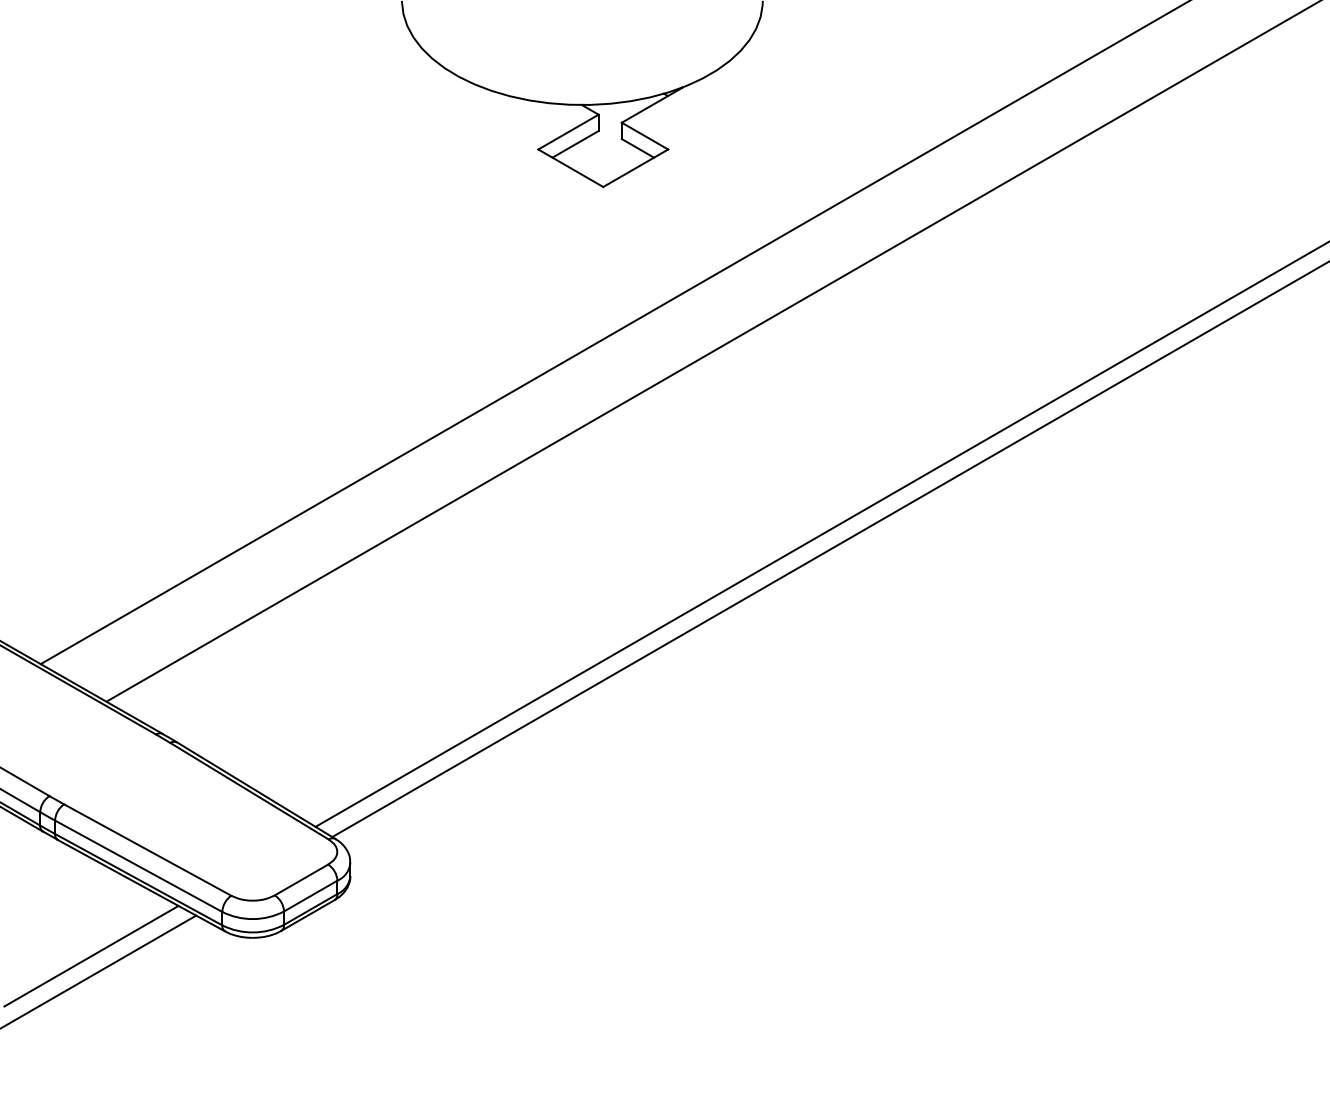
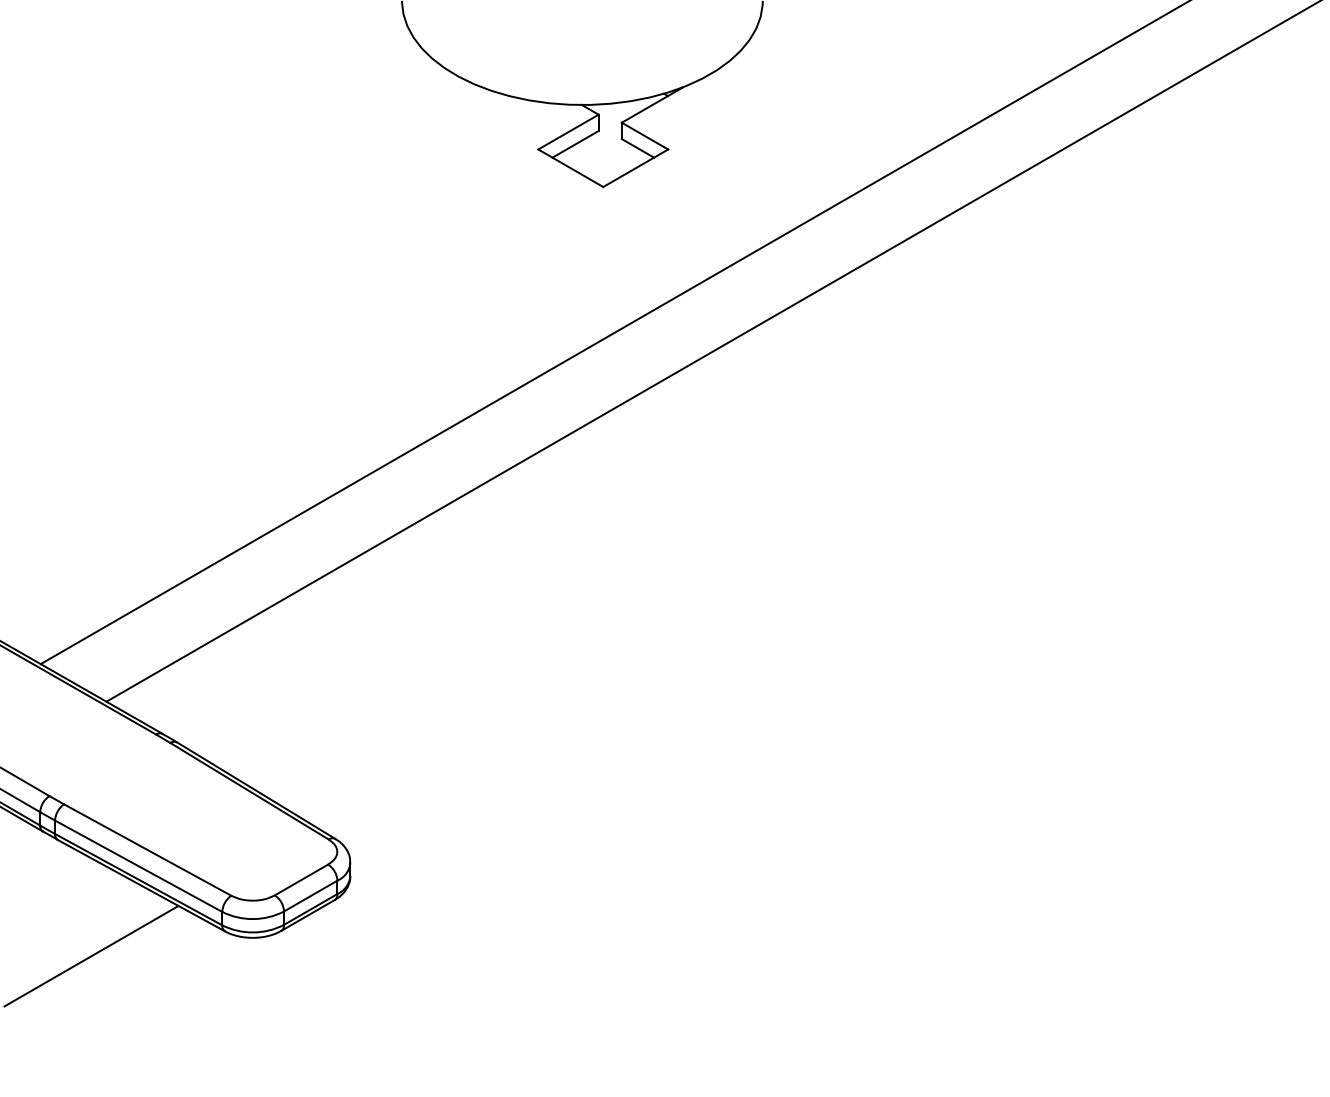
line: present -> none (820, 534)
line: present -> none (829, 550)
line: present -> none (99, 971)
